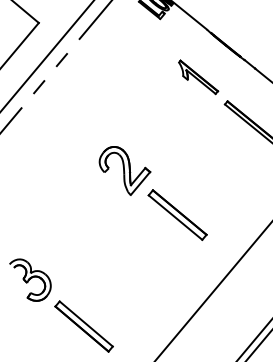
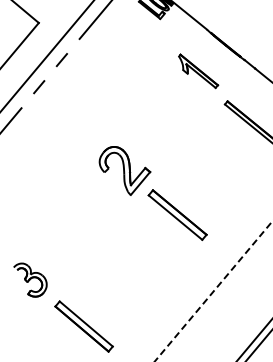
part position: (198, 77) -> (198, 71) (198, 71)
part size: 43x44 px -> 35x36 px (30, 279)
line: solid -> dashed (213, 291)
